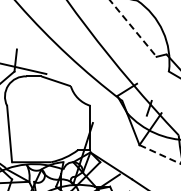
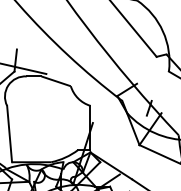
line: dashed -> solid (133, 29)
line: dashed -> solid (160, 154)
